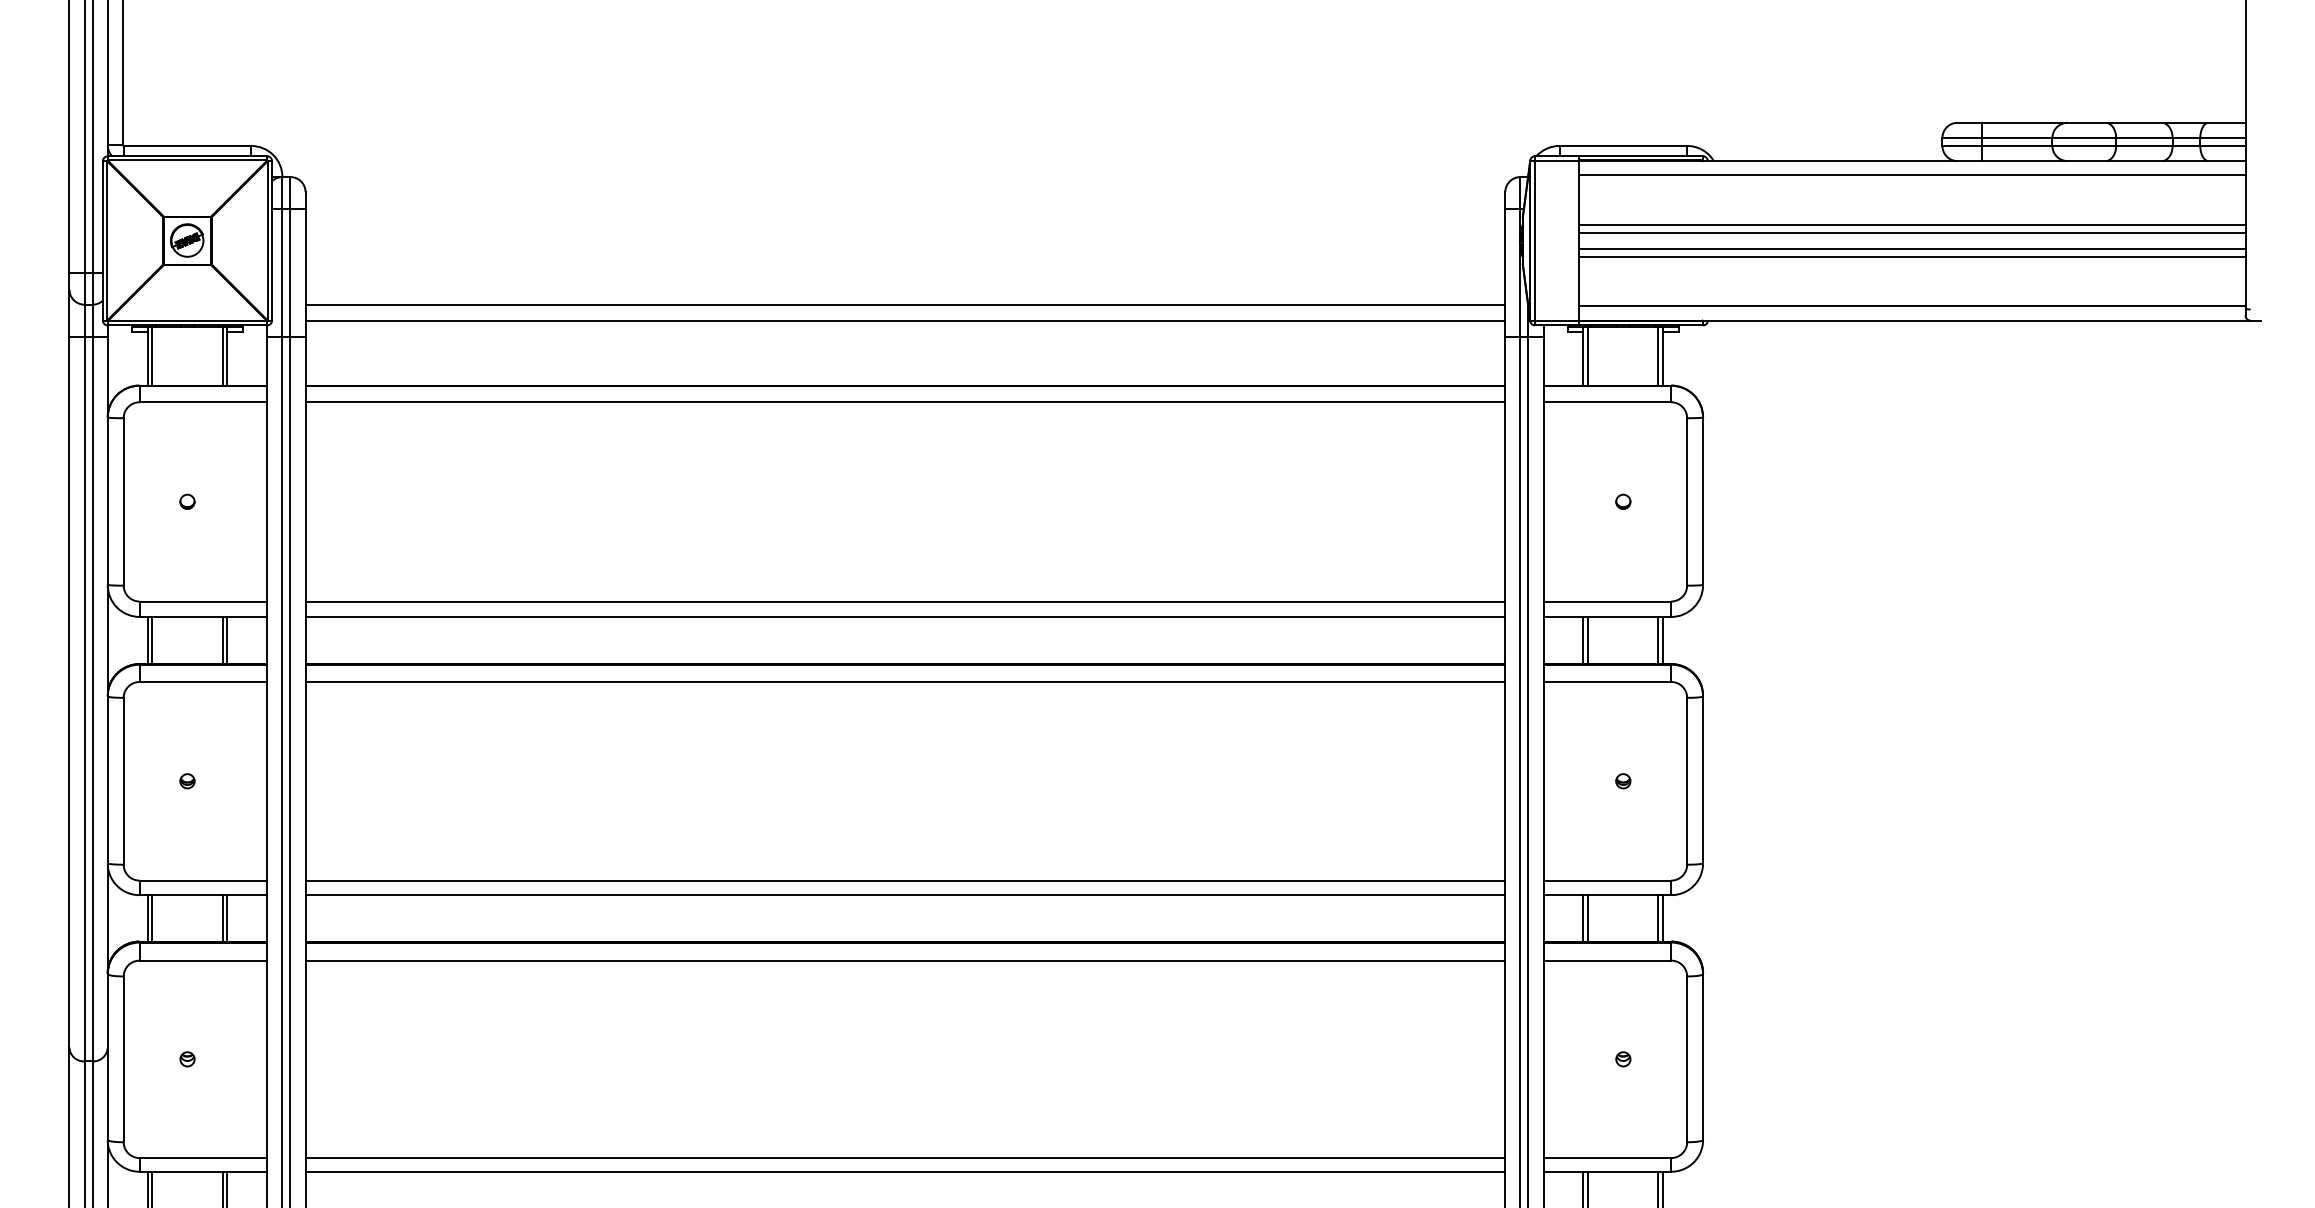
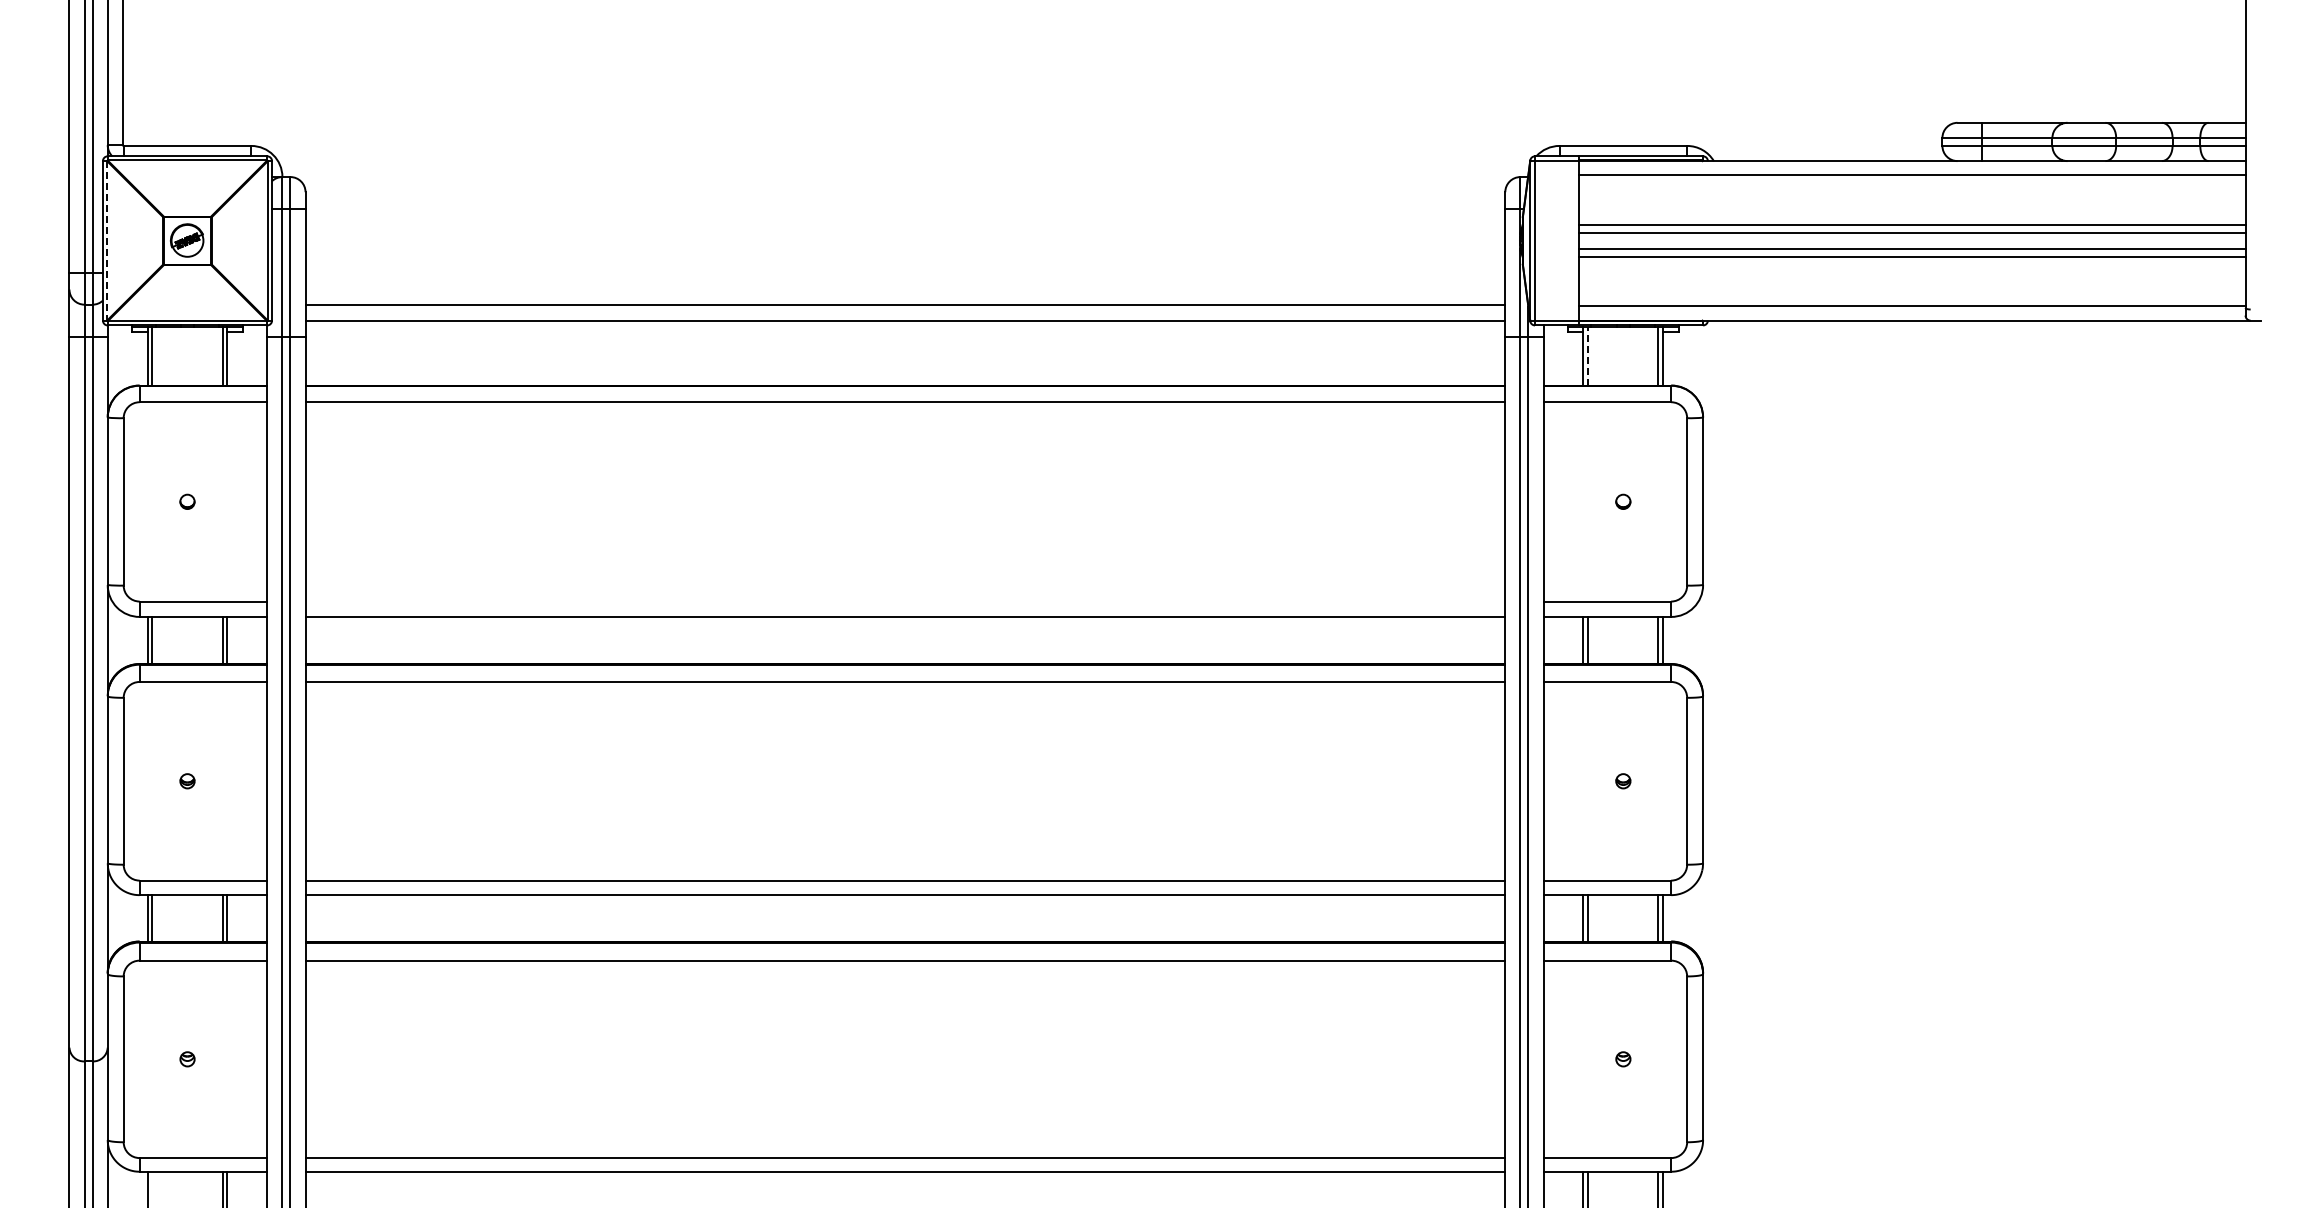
line: solid -> dashed (107, 240)
line: solid -> dashed (1588, 355)
line: present -> none (905, 601)
line: present -> none (152, 1187)
